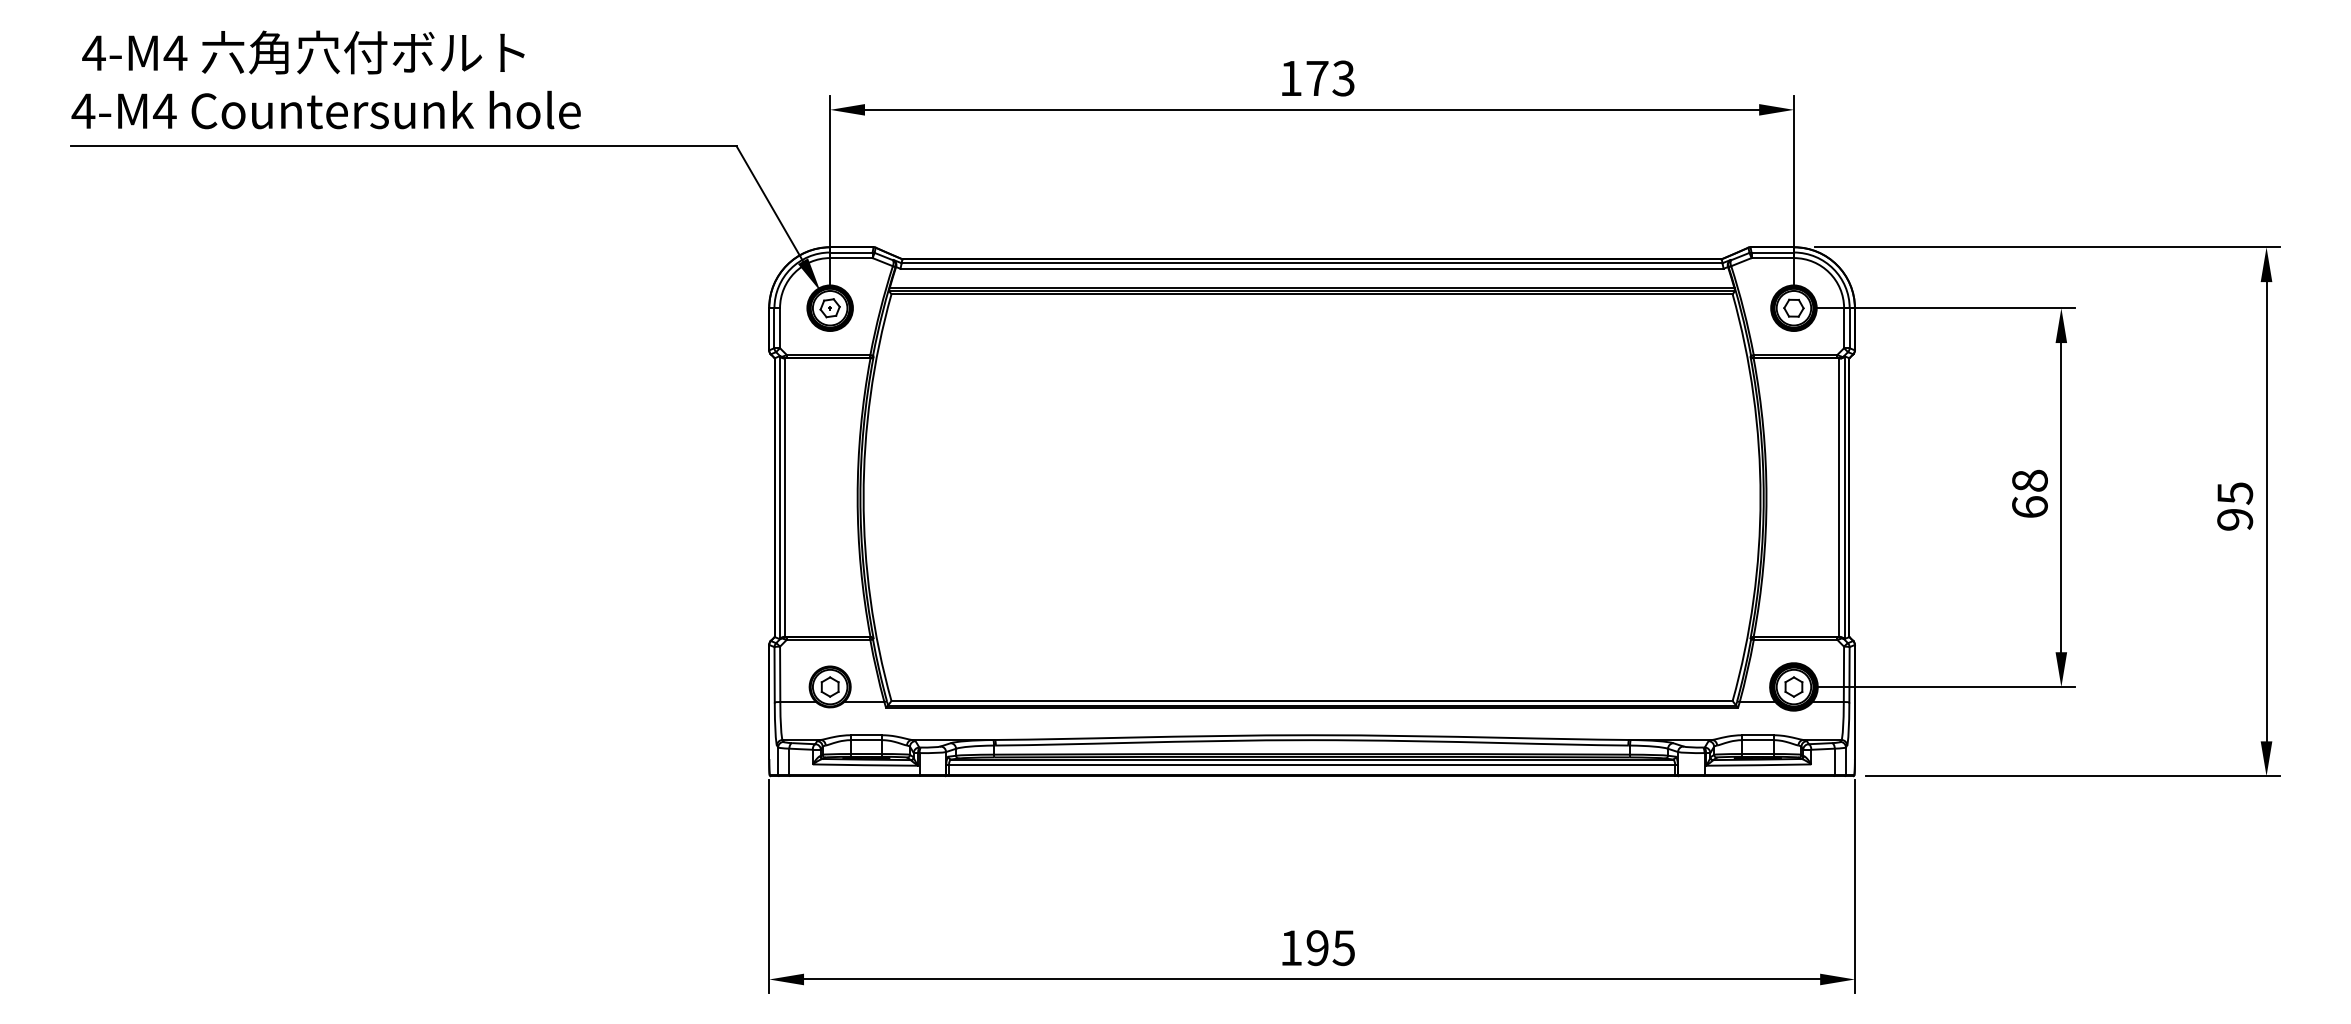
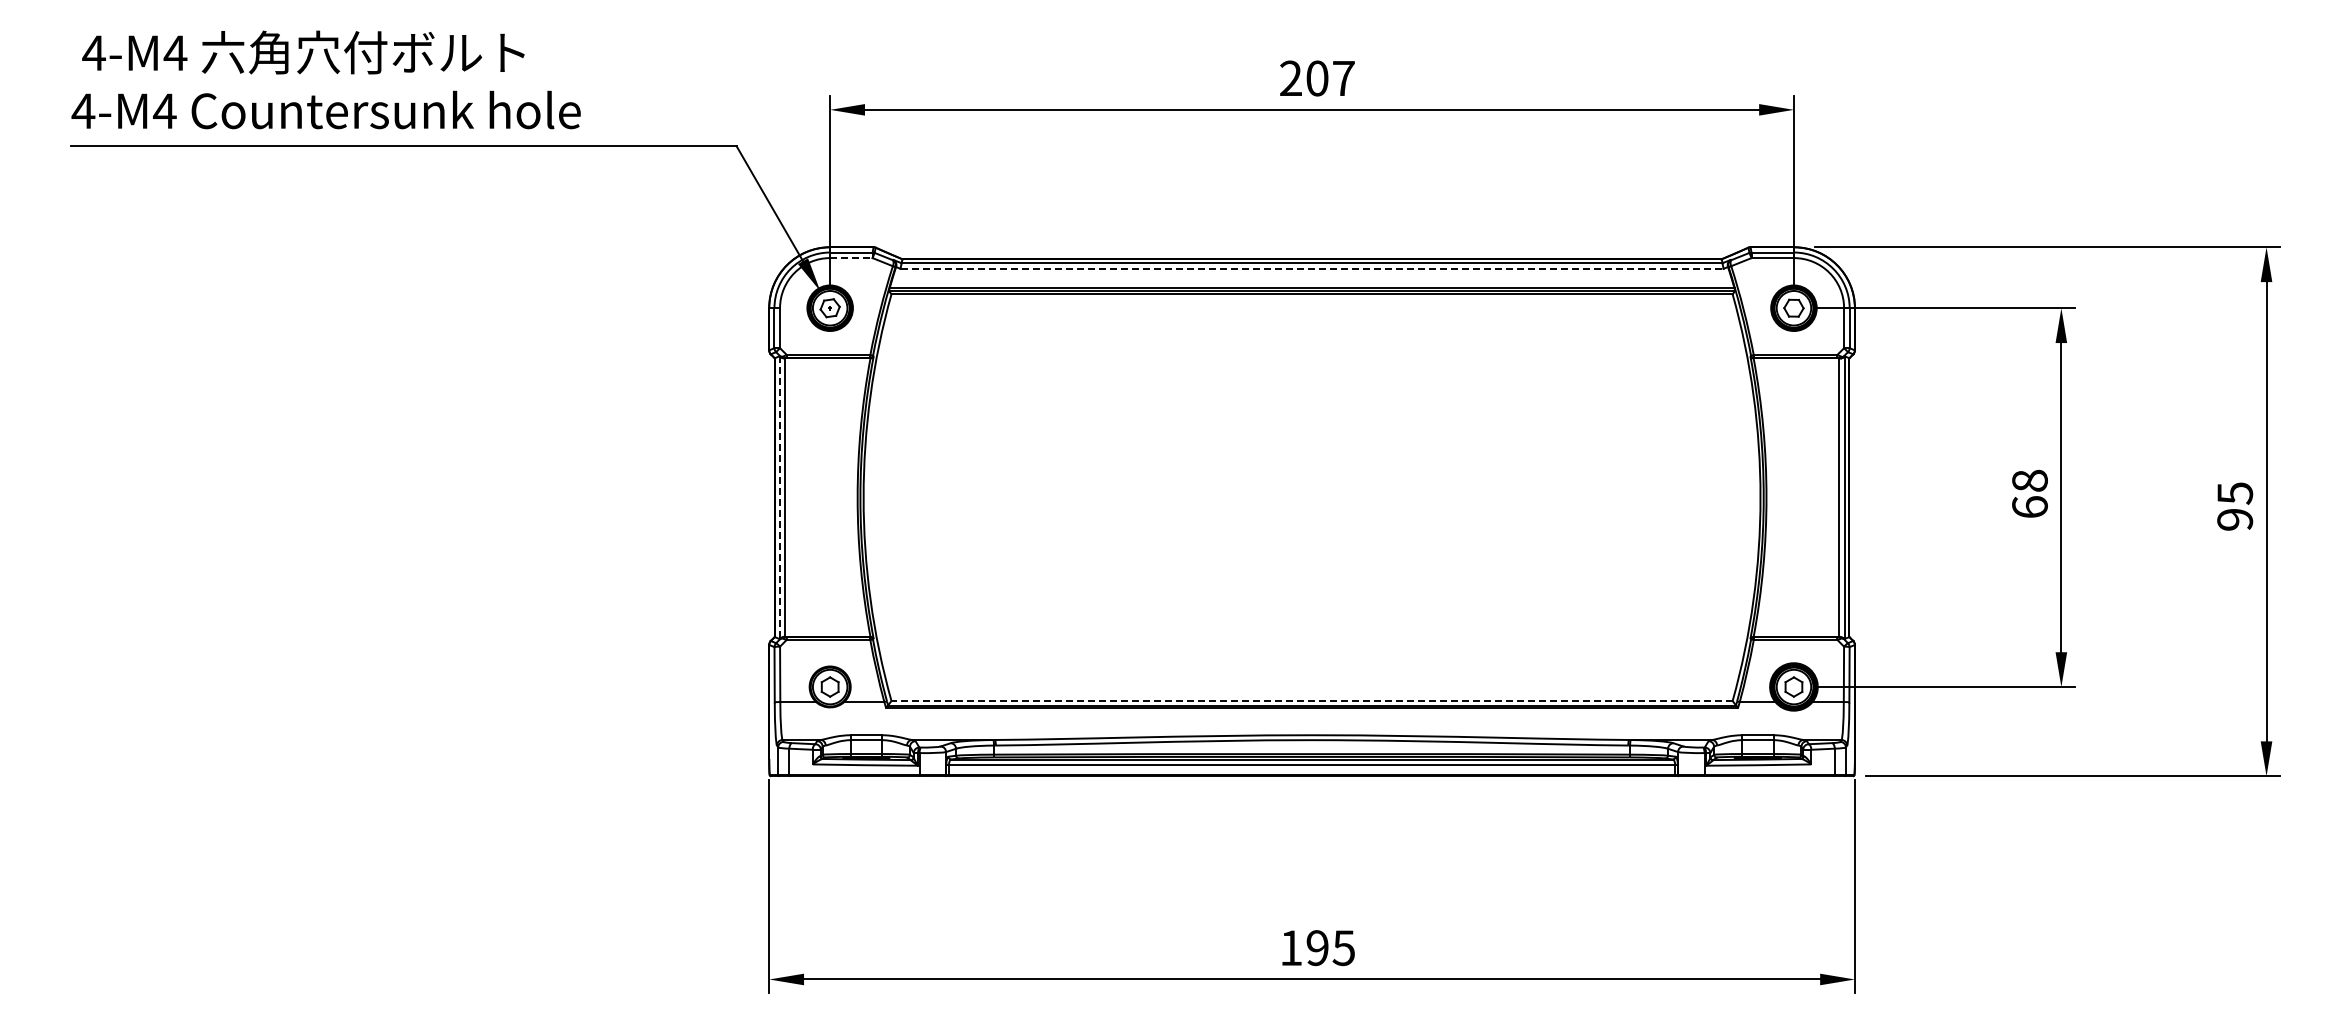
text: 173 -> 207 (1317, 78)
line: solid -> dashed (851, 258)
line: solid -> dashed (1312, 268)
line: solid -> dashed (779, 498)
line: solid -> dashed (1312, 701)
